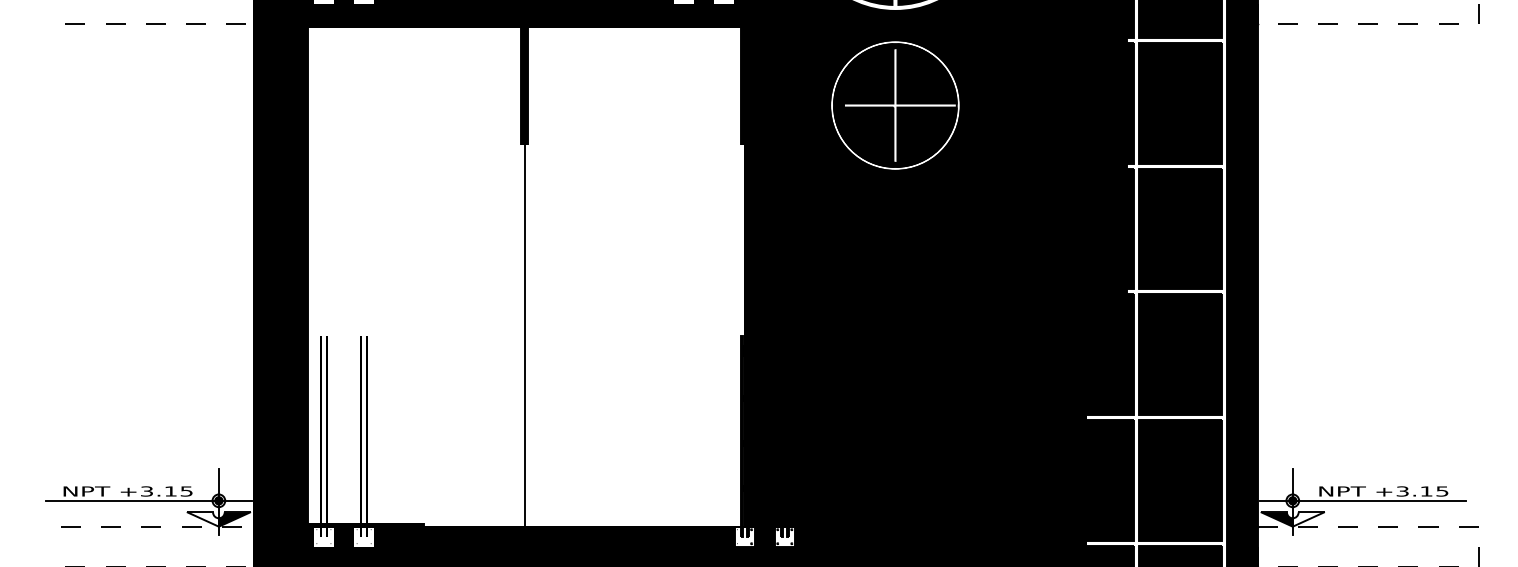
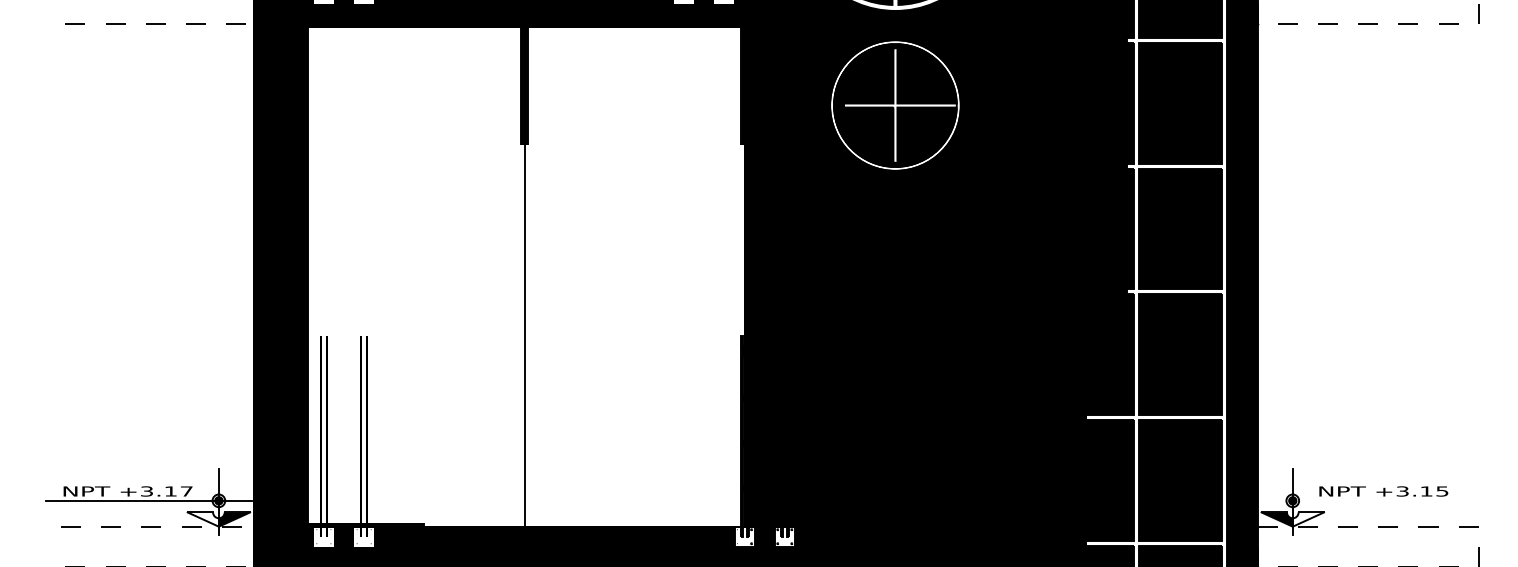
text: +3.15 -> +3.17 (186, 491)
line: present -> none (1362, 500)
